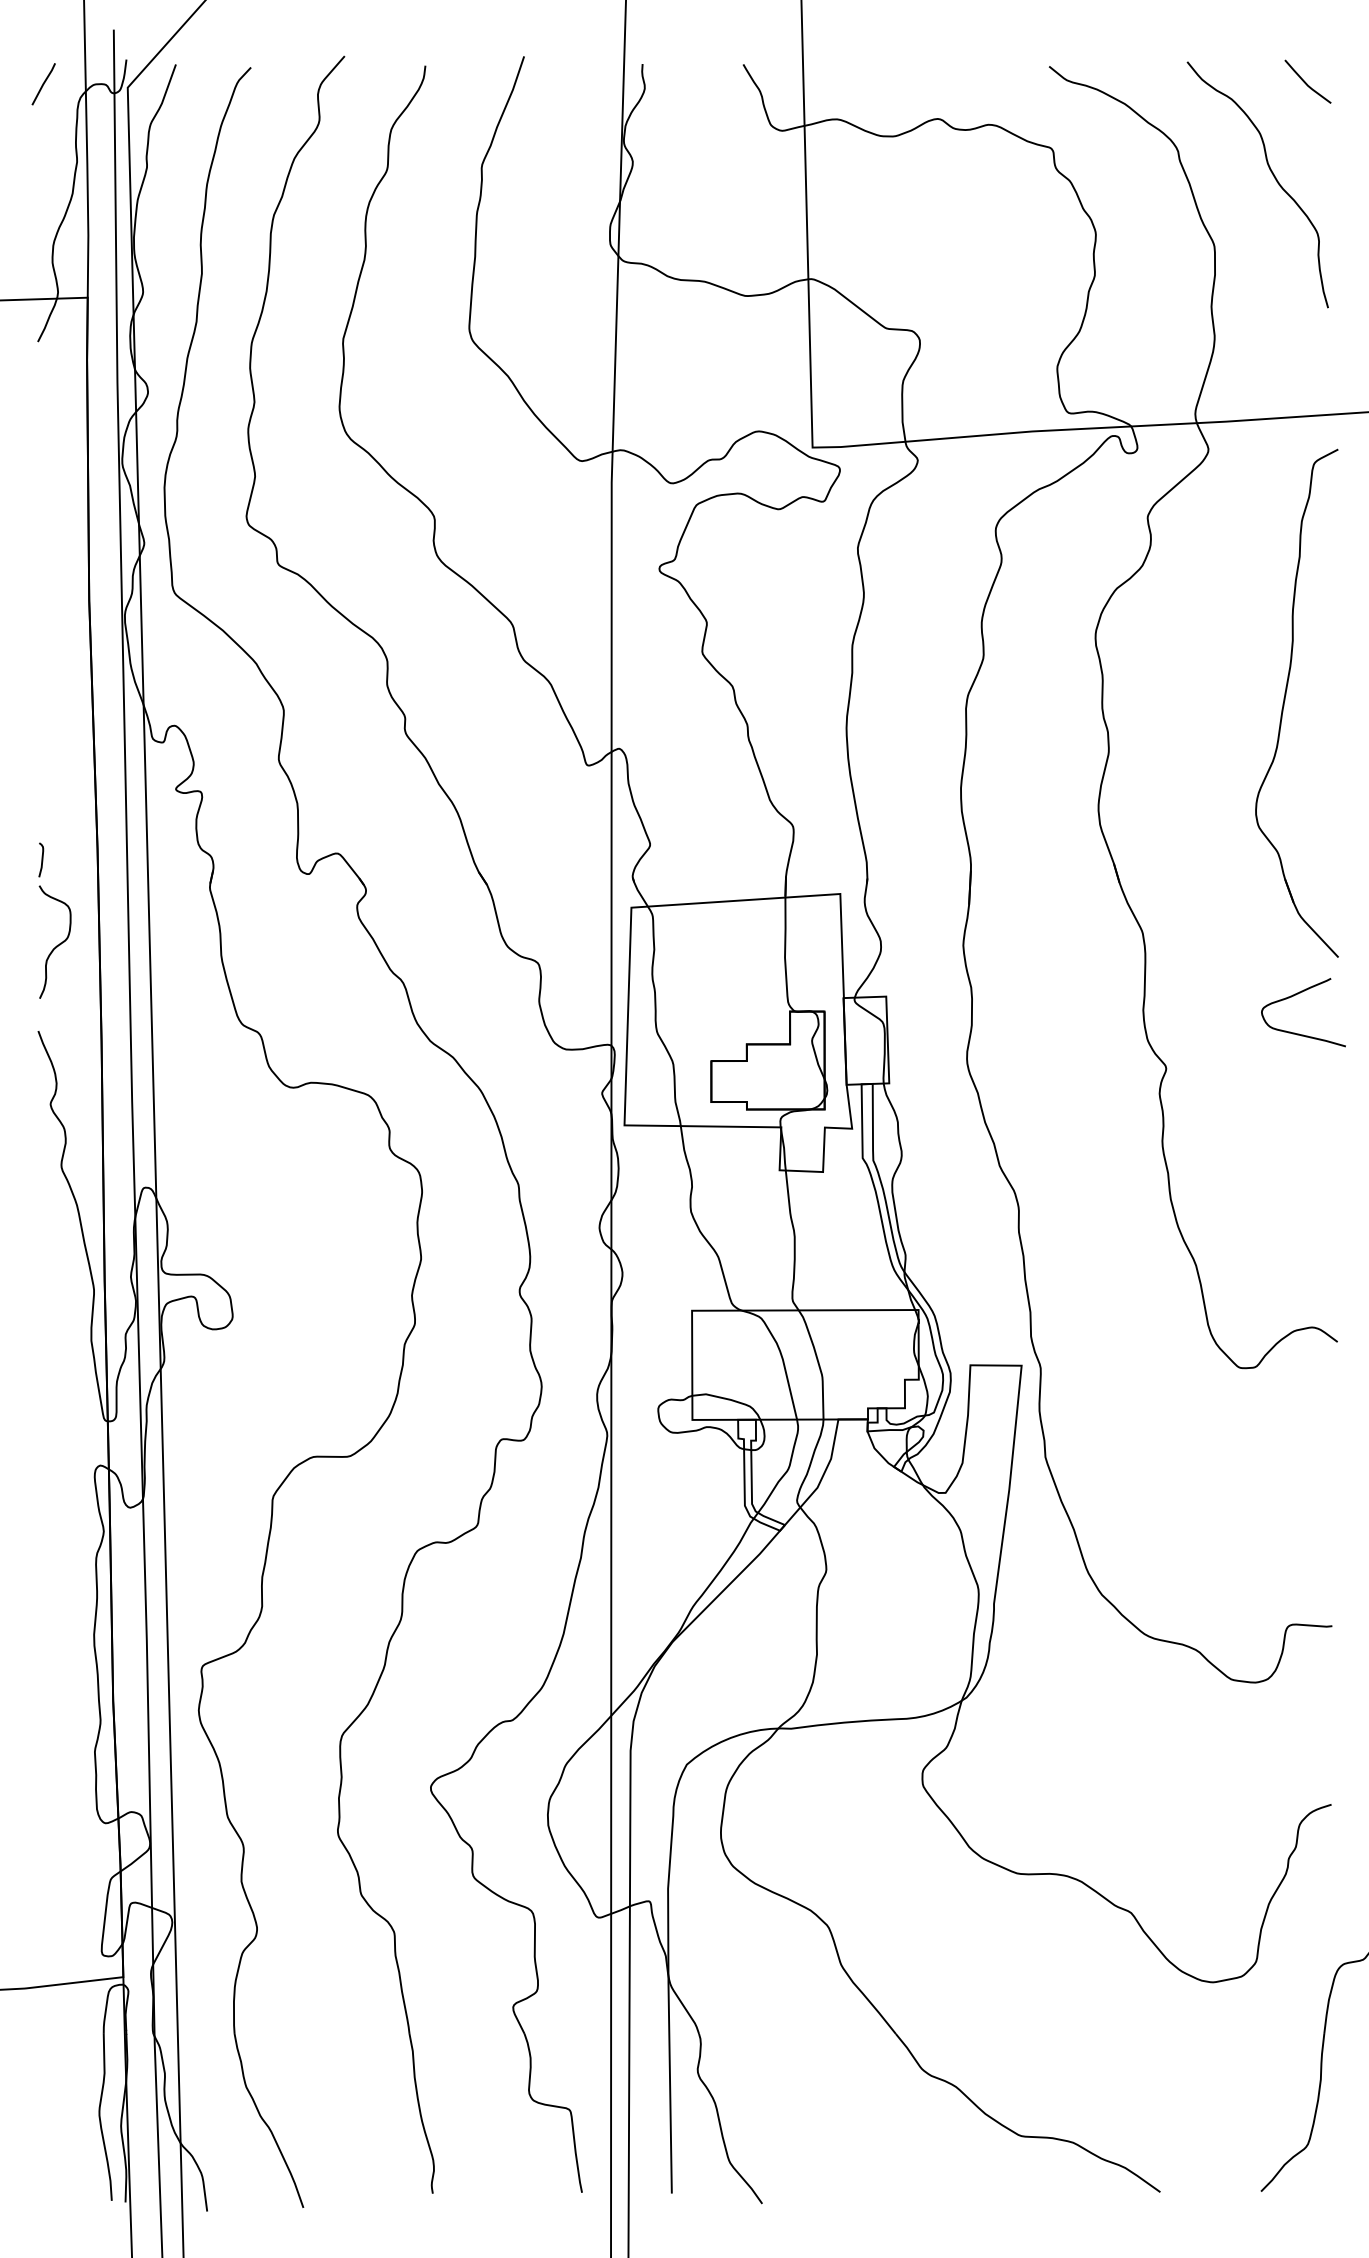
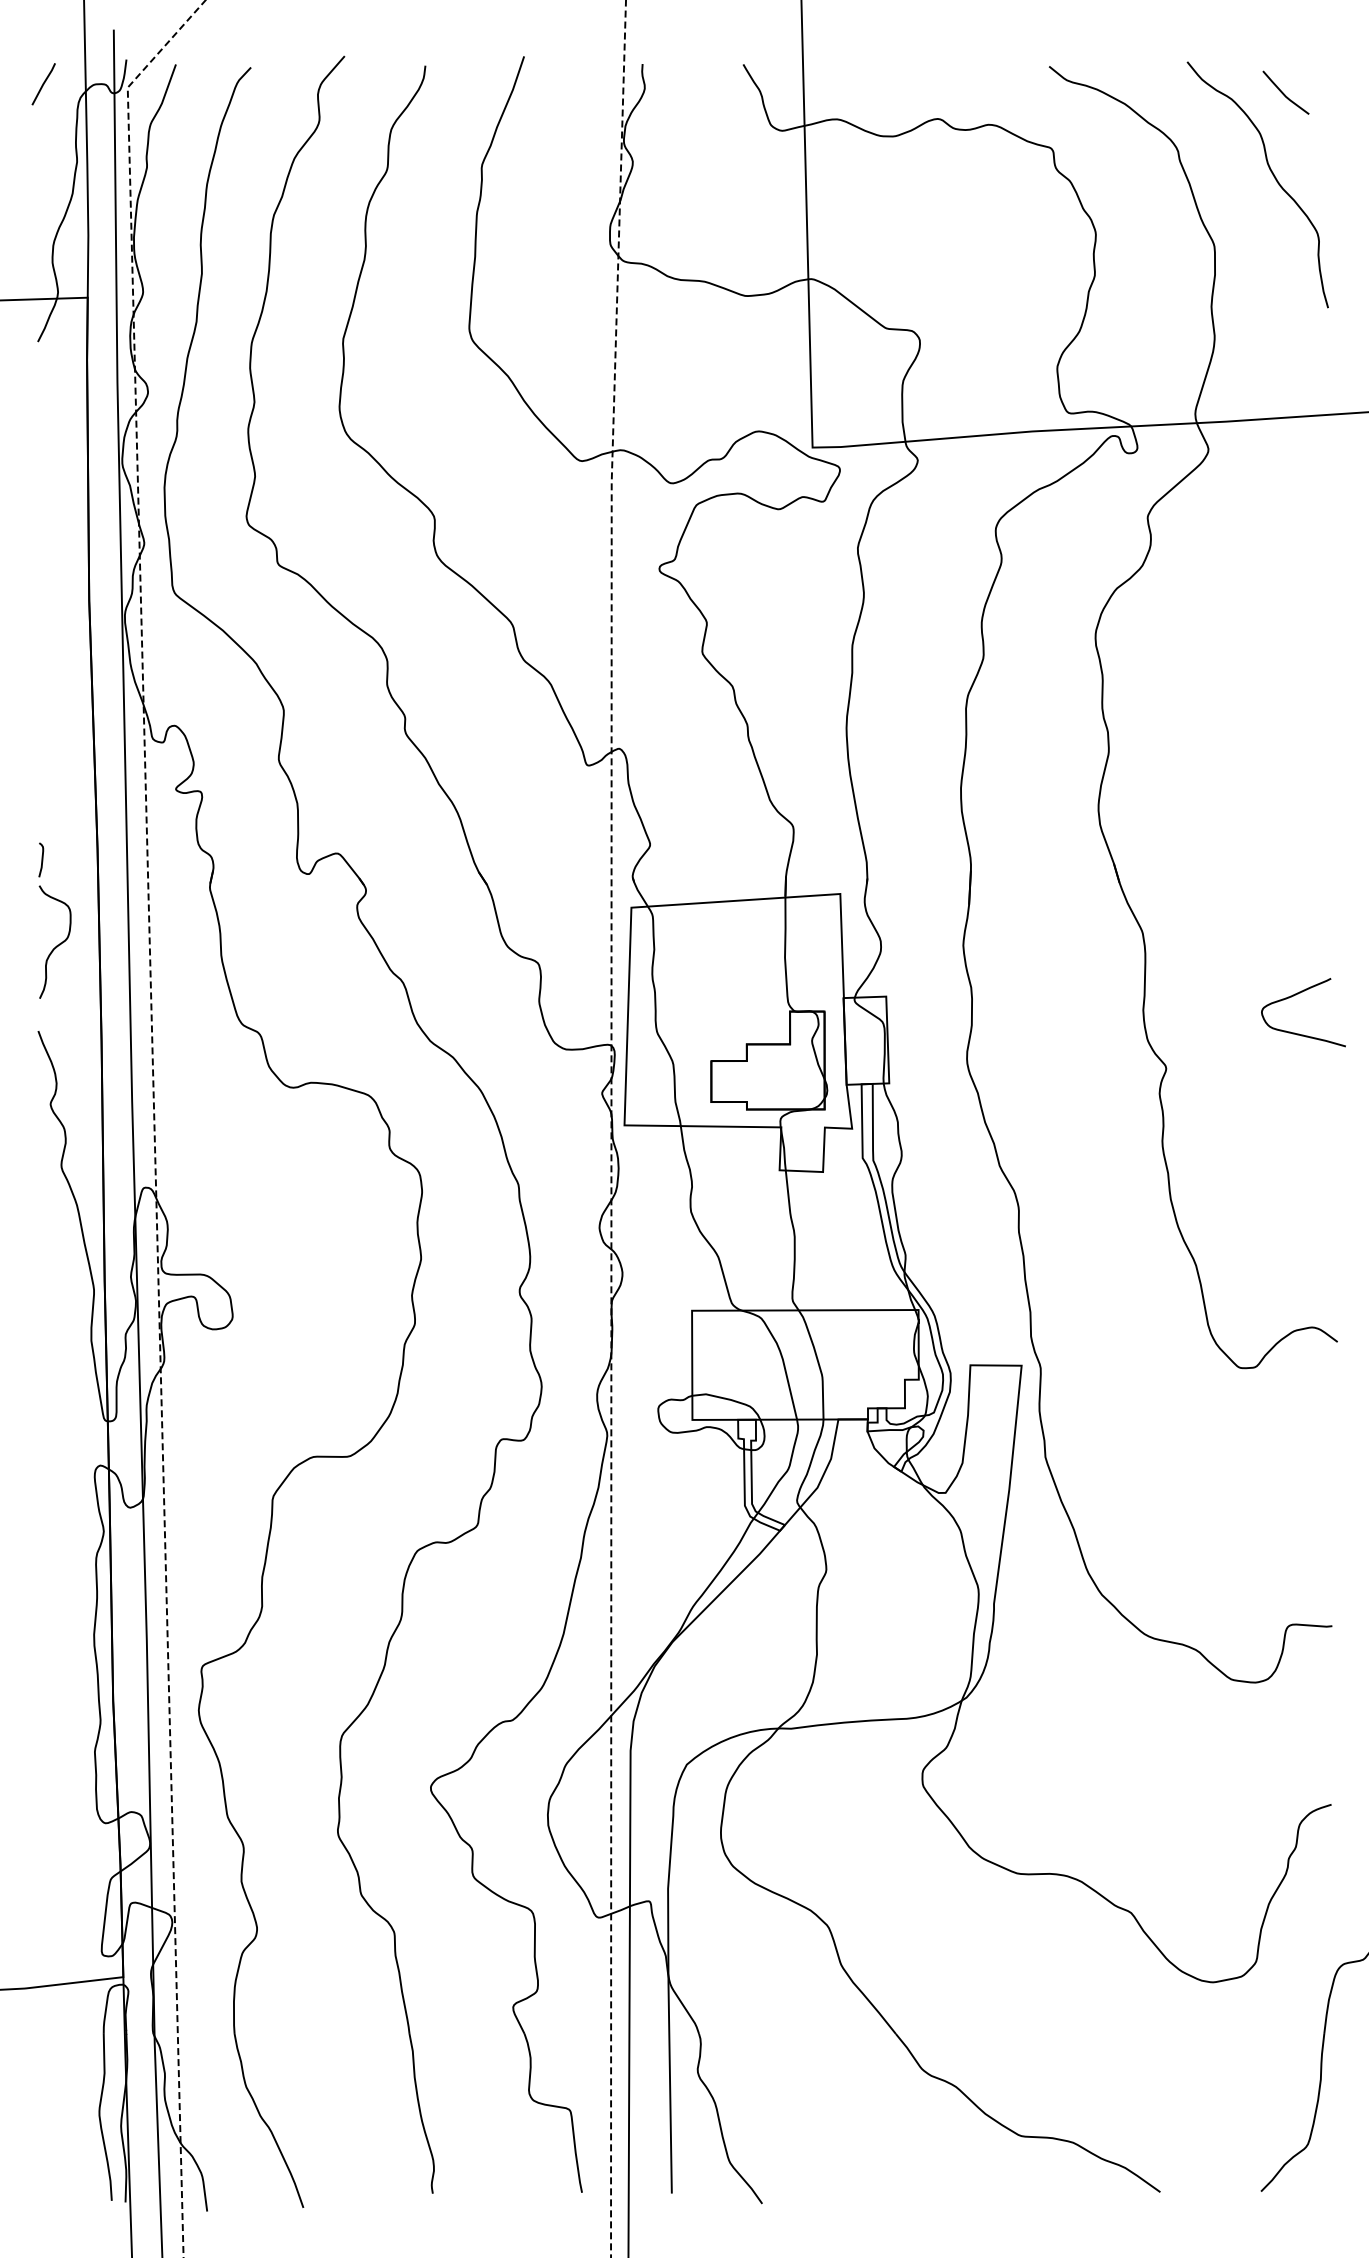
line position: (1306, 82) -> (1284, 93) (1284, 93)
part: present -> none (1285, 700)
line: solid -> dashed (154, 1112)
line: solid -> dashed (611, 1128)
